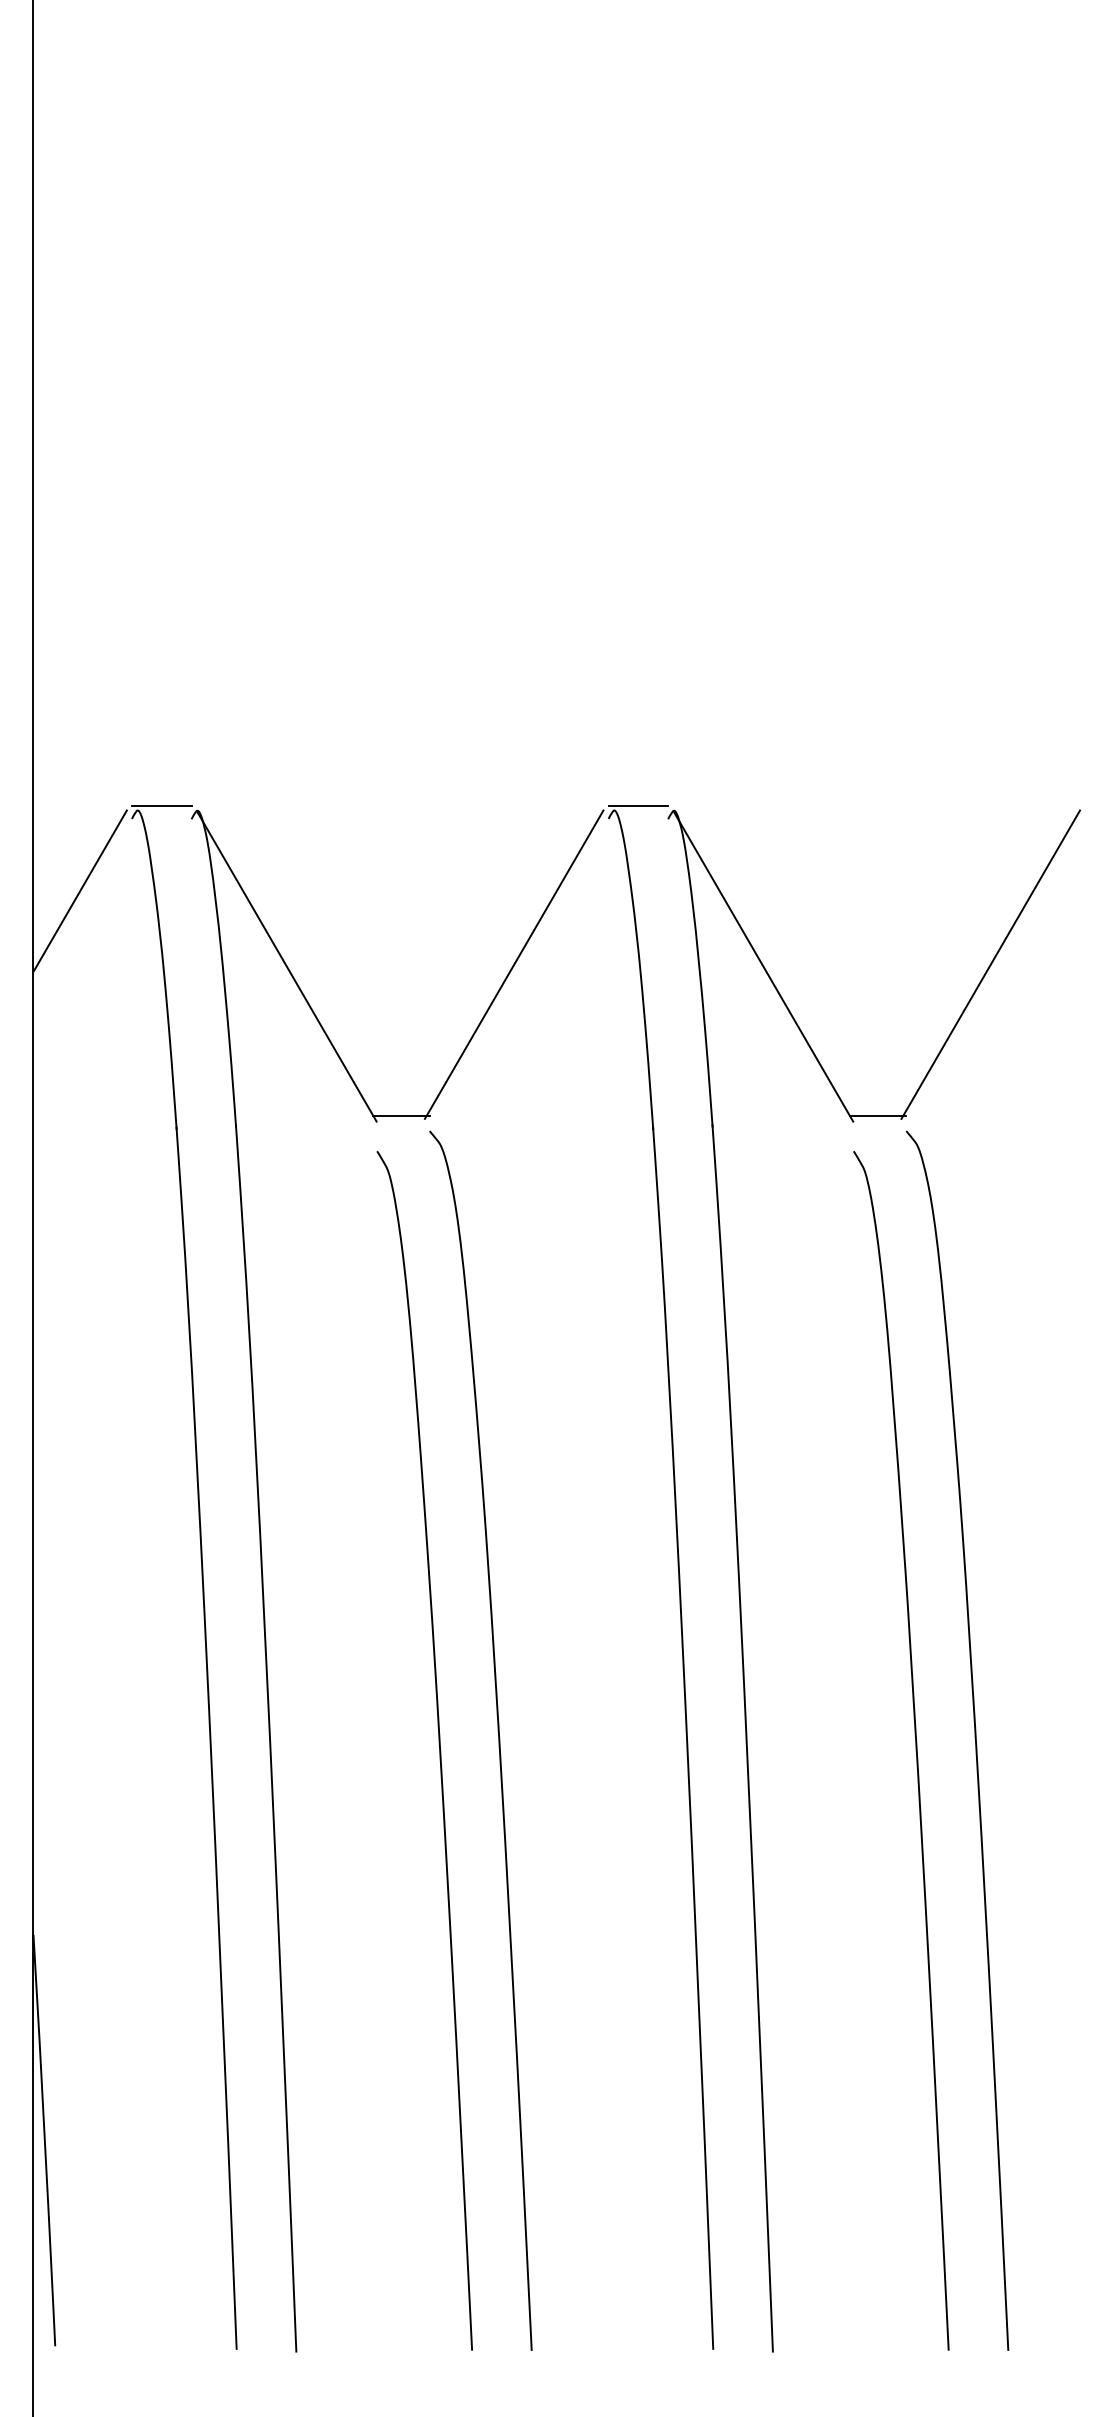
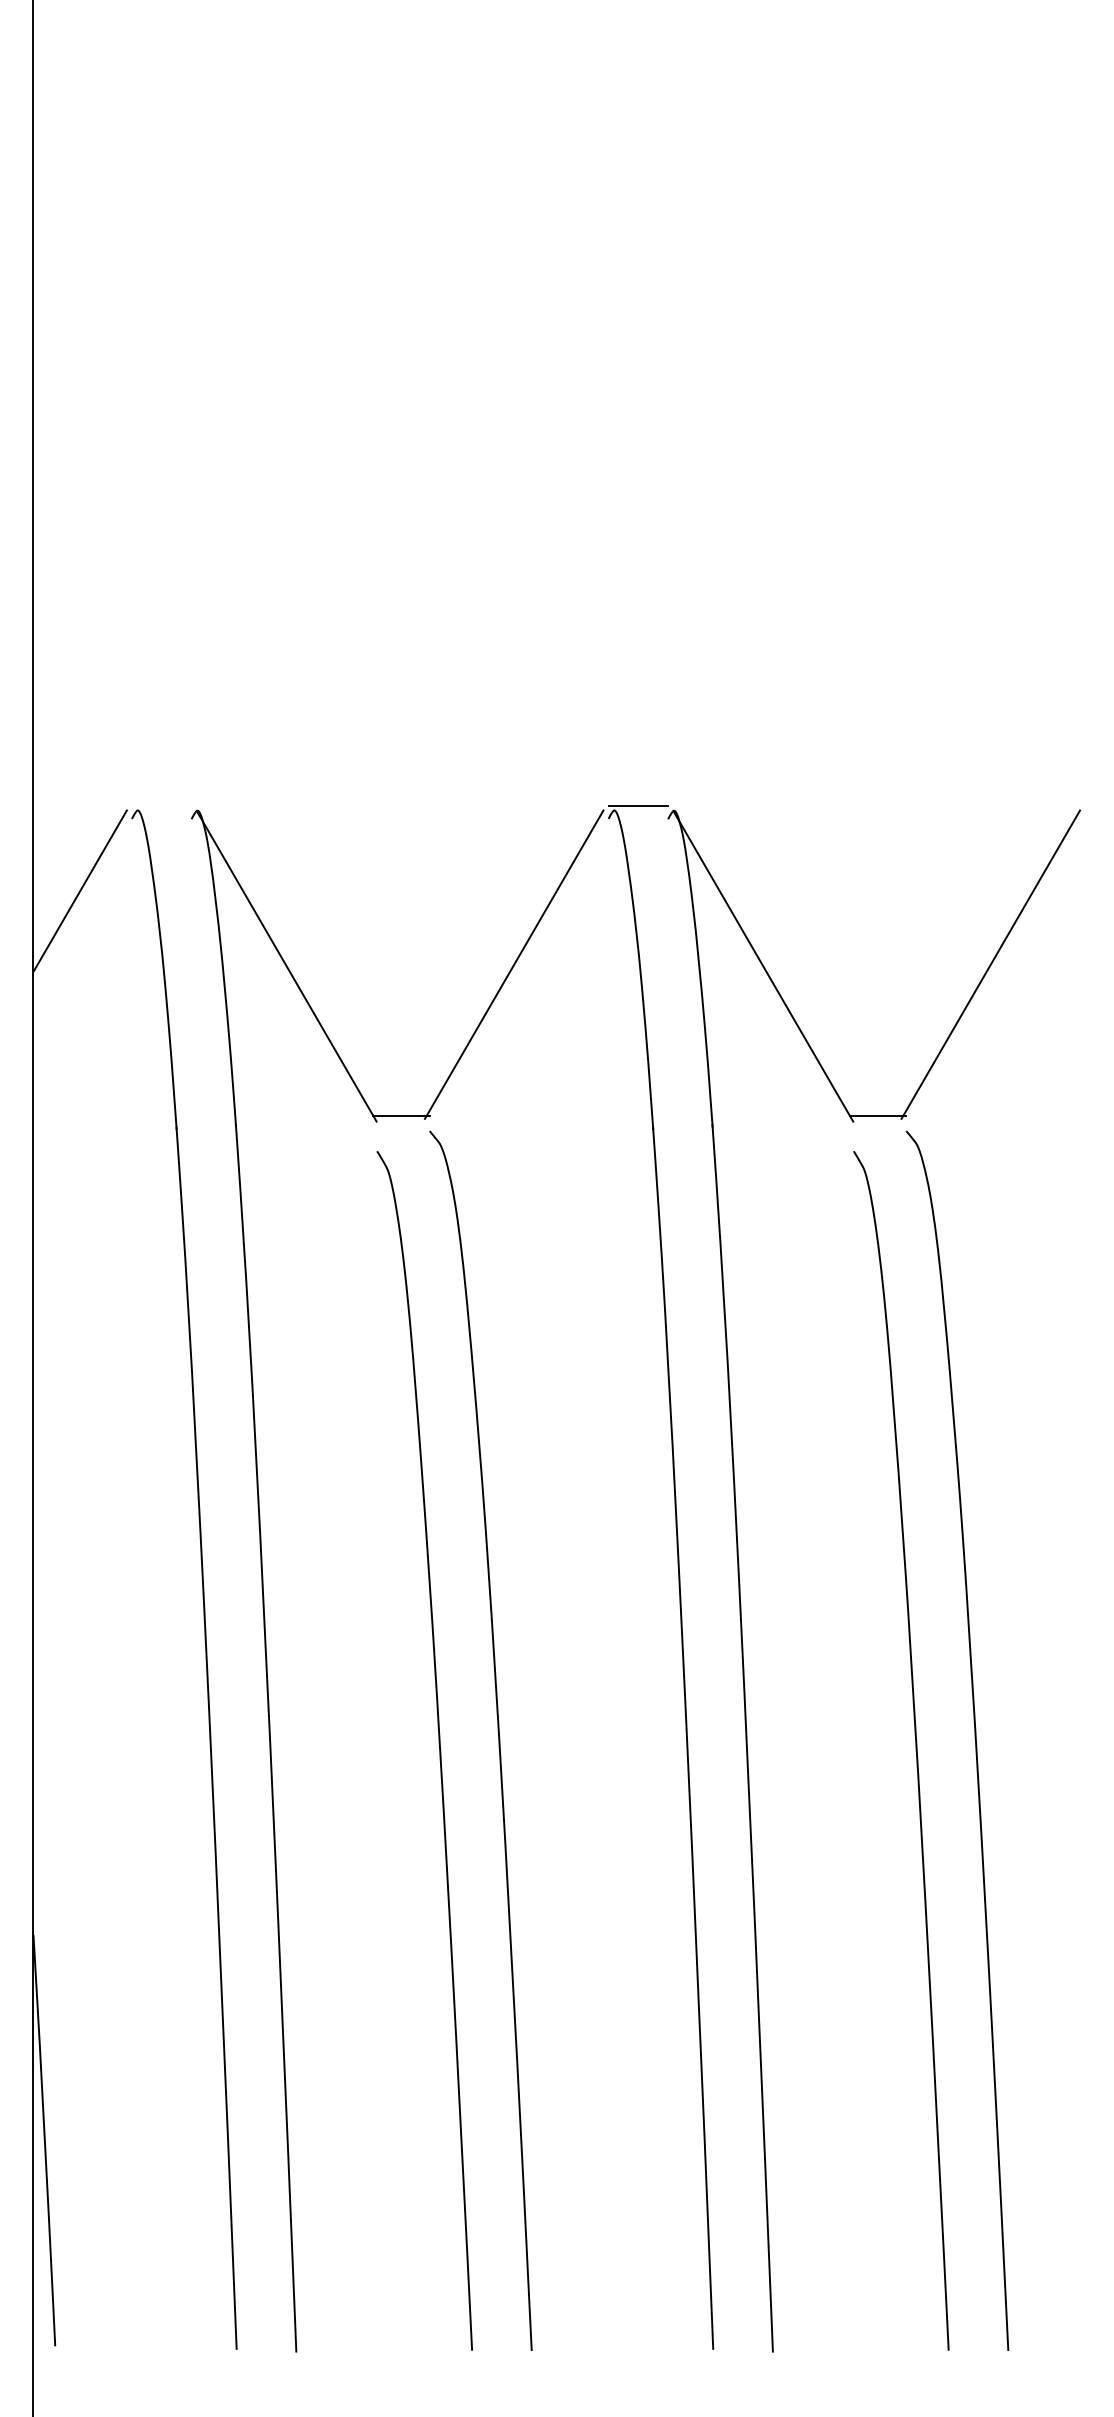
line: present -> none (161, 806)
